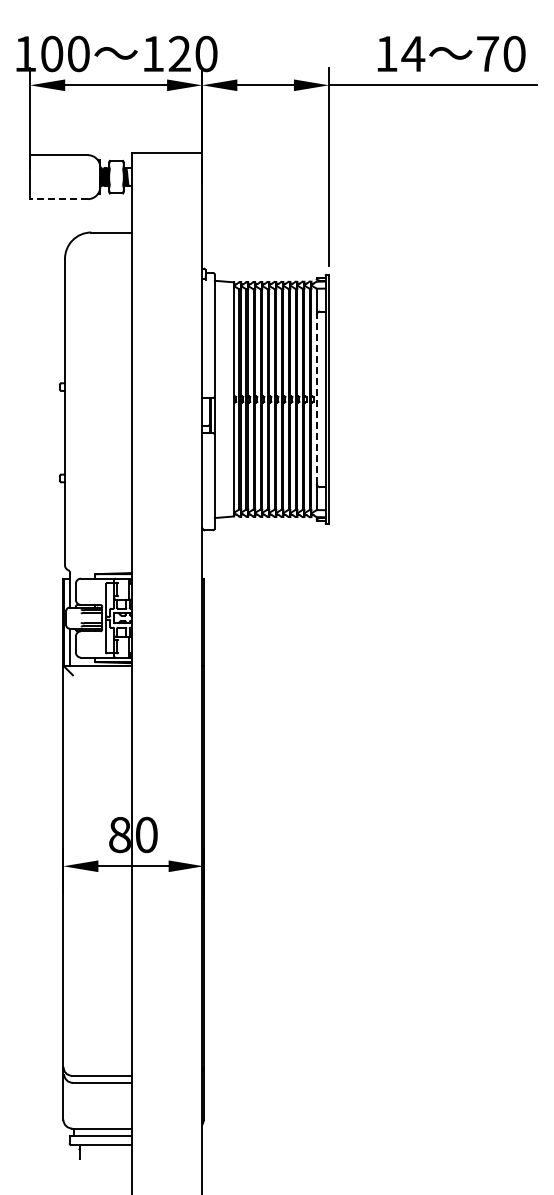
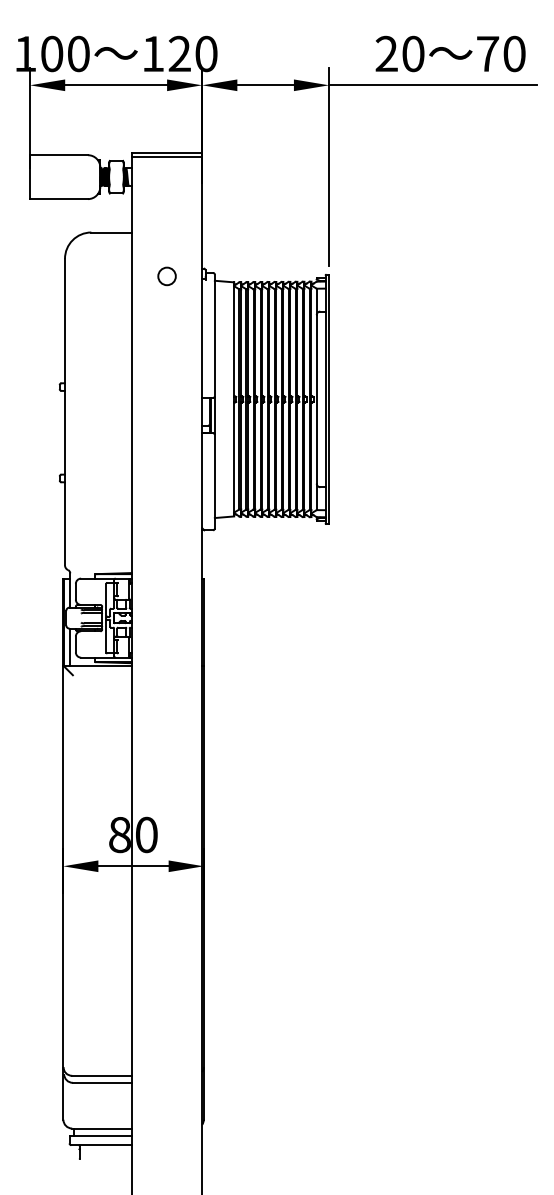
text: 14 -> 20 (400, 53)
line: none -> present (166, 156)
line: dashed -> solid (59, 199)
circle: none -> present (166, 276)
line: dashed -> solid (316, 398)
